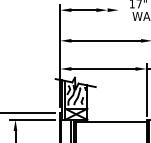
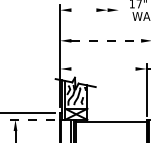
line: present -> none (83, 10)
line: solid -> dashed (106, 40)
line: present -> none (103, 68)
line: solid -> dashed (31, 119)
